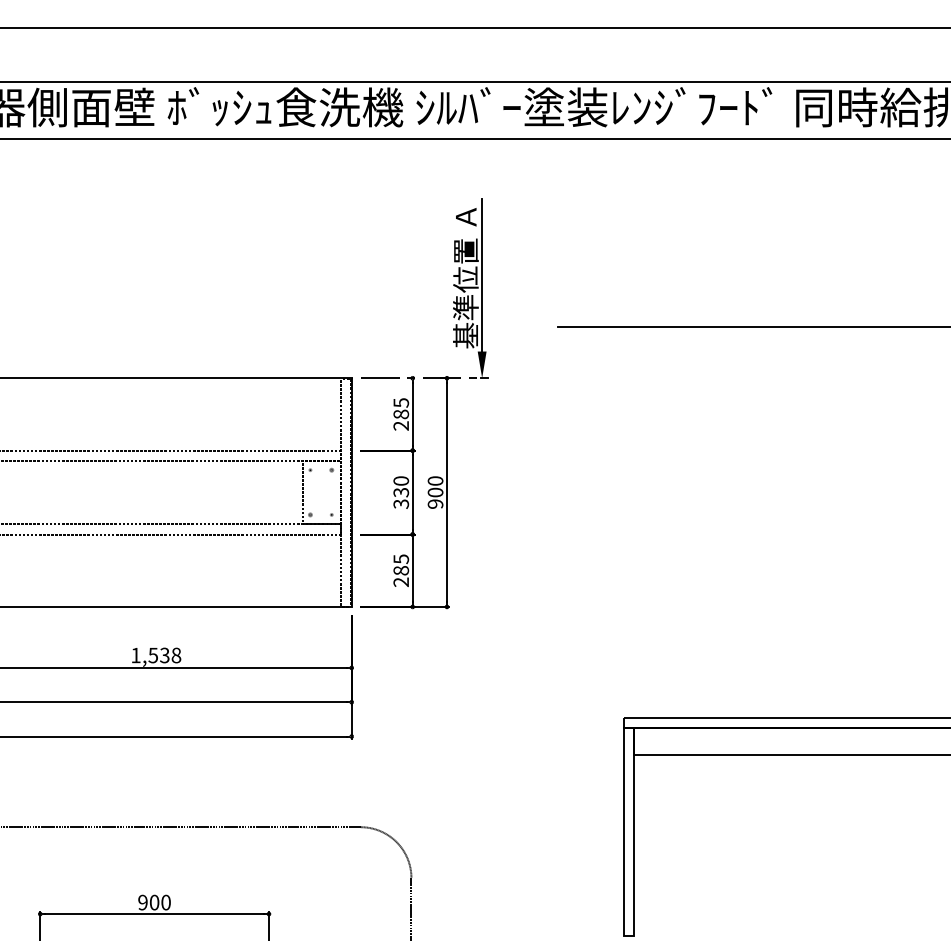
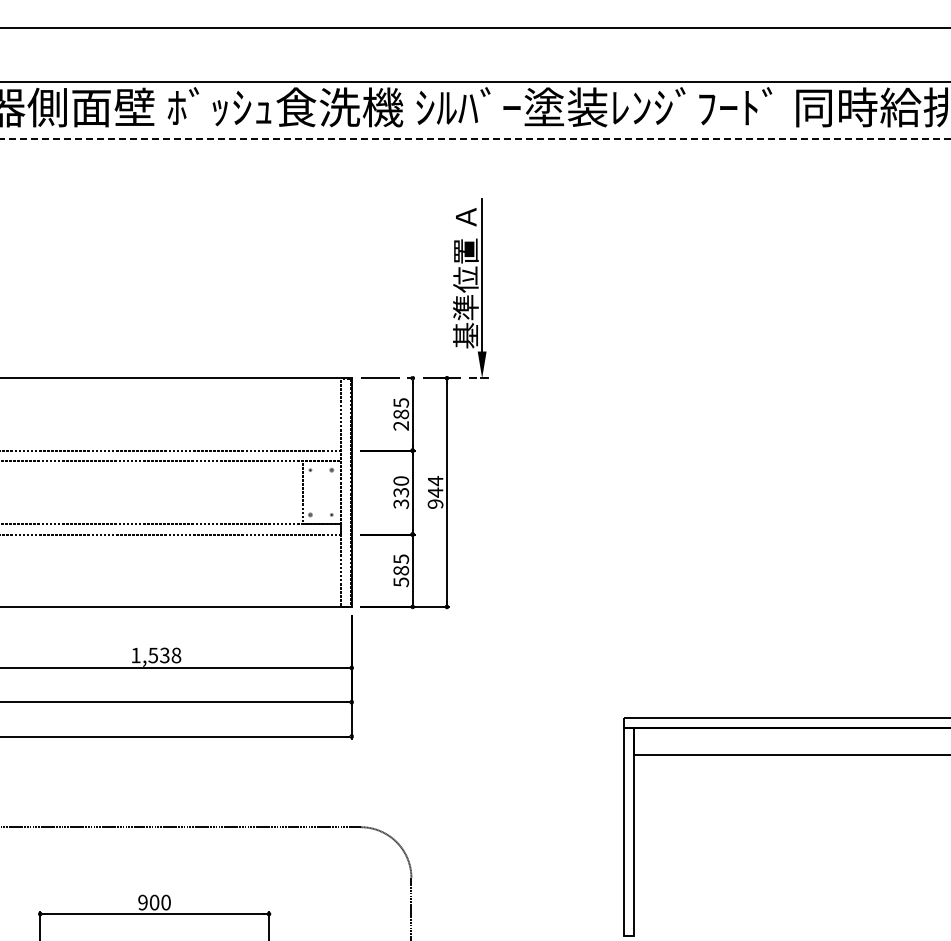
line: solid -> dashed (475, 139)
line: present -> none (752, 326)
text: 900 -> 944 (435, 486)
text: 285 -> 585 (401, 582)
